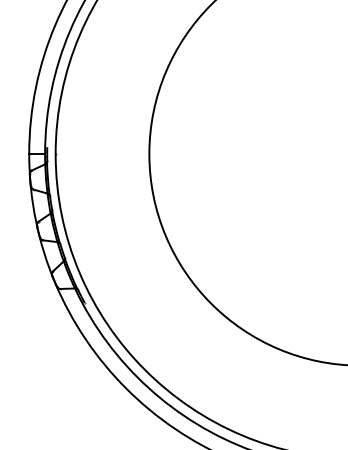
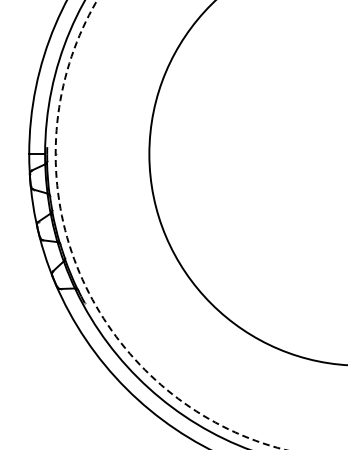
circle: solid -> dashed (170, 224)
